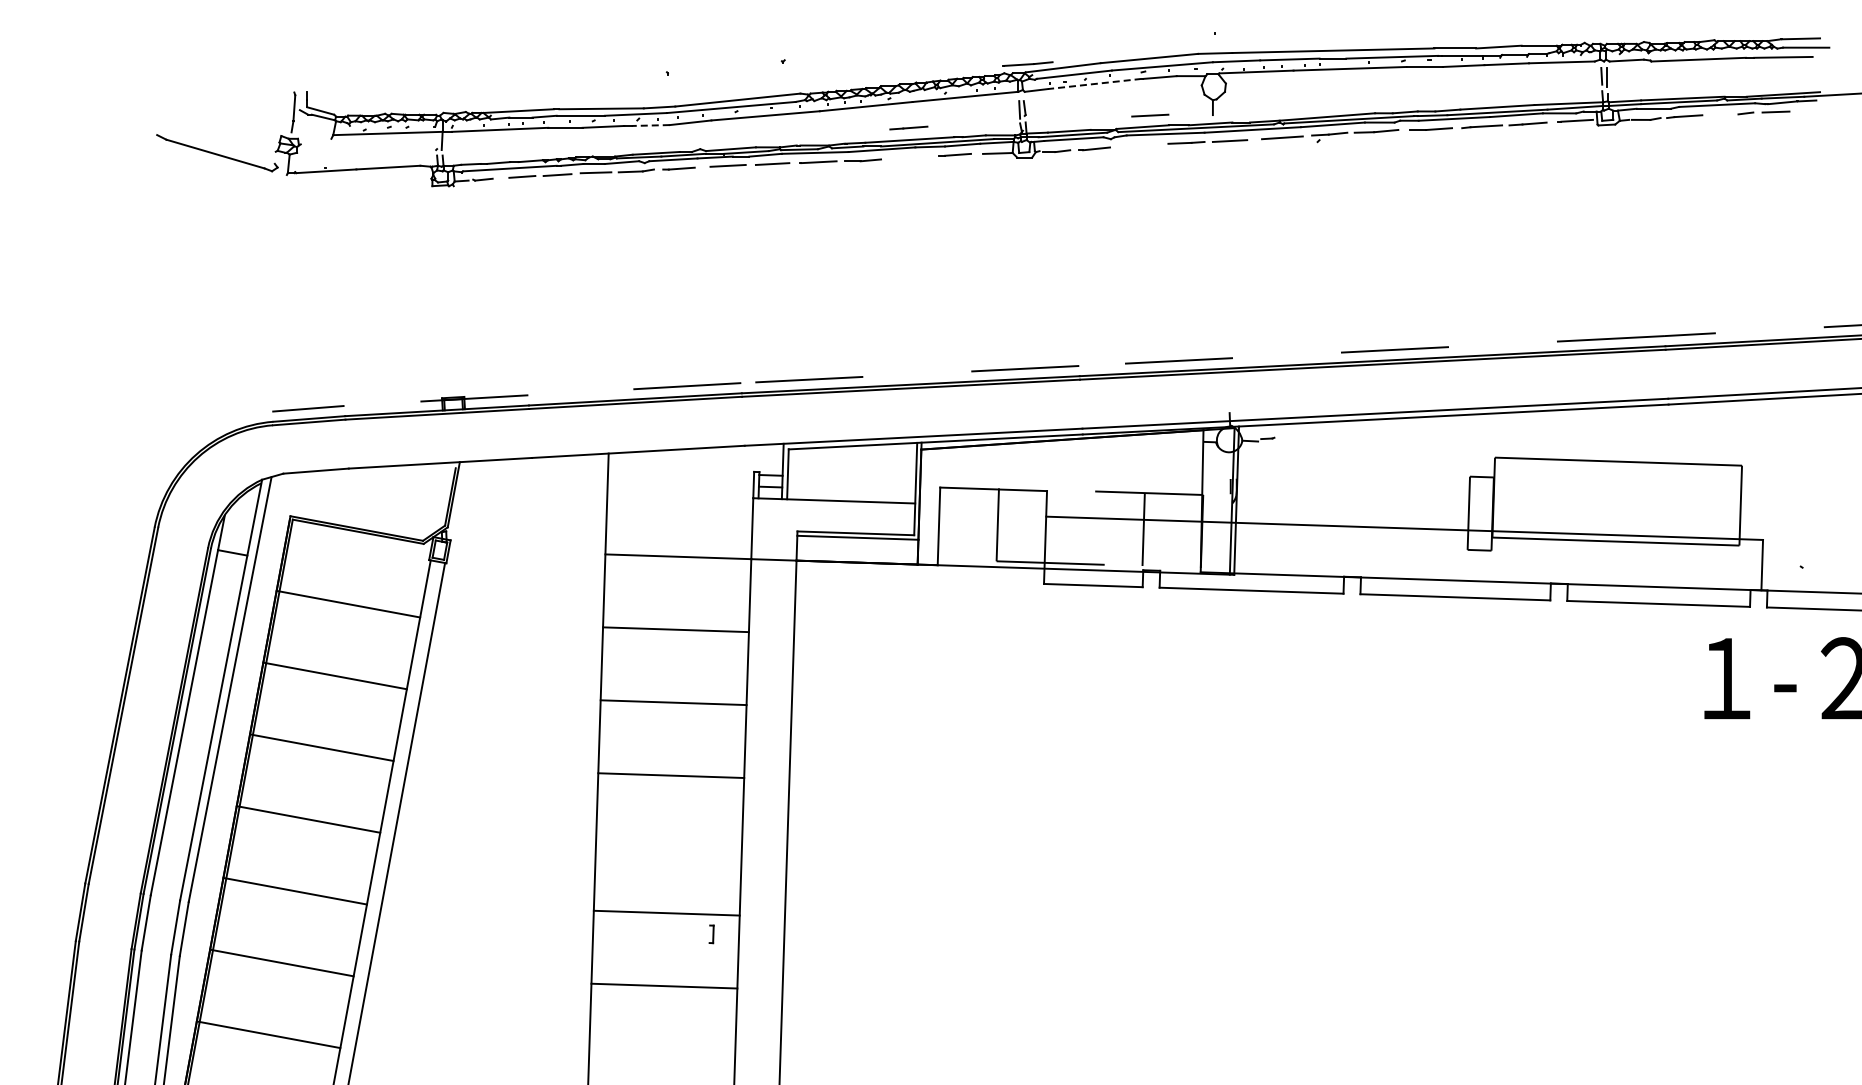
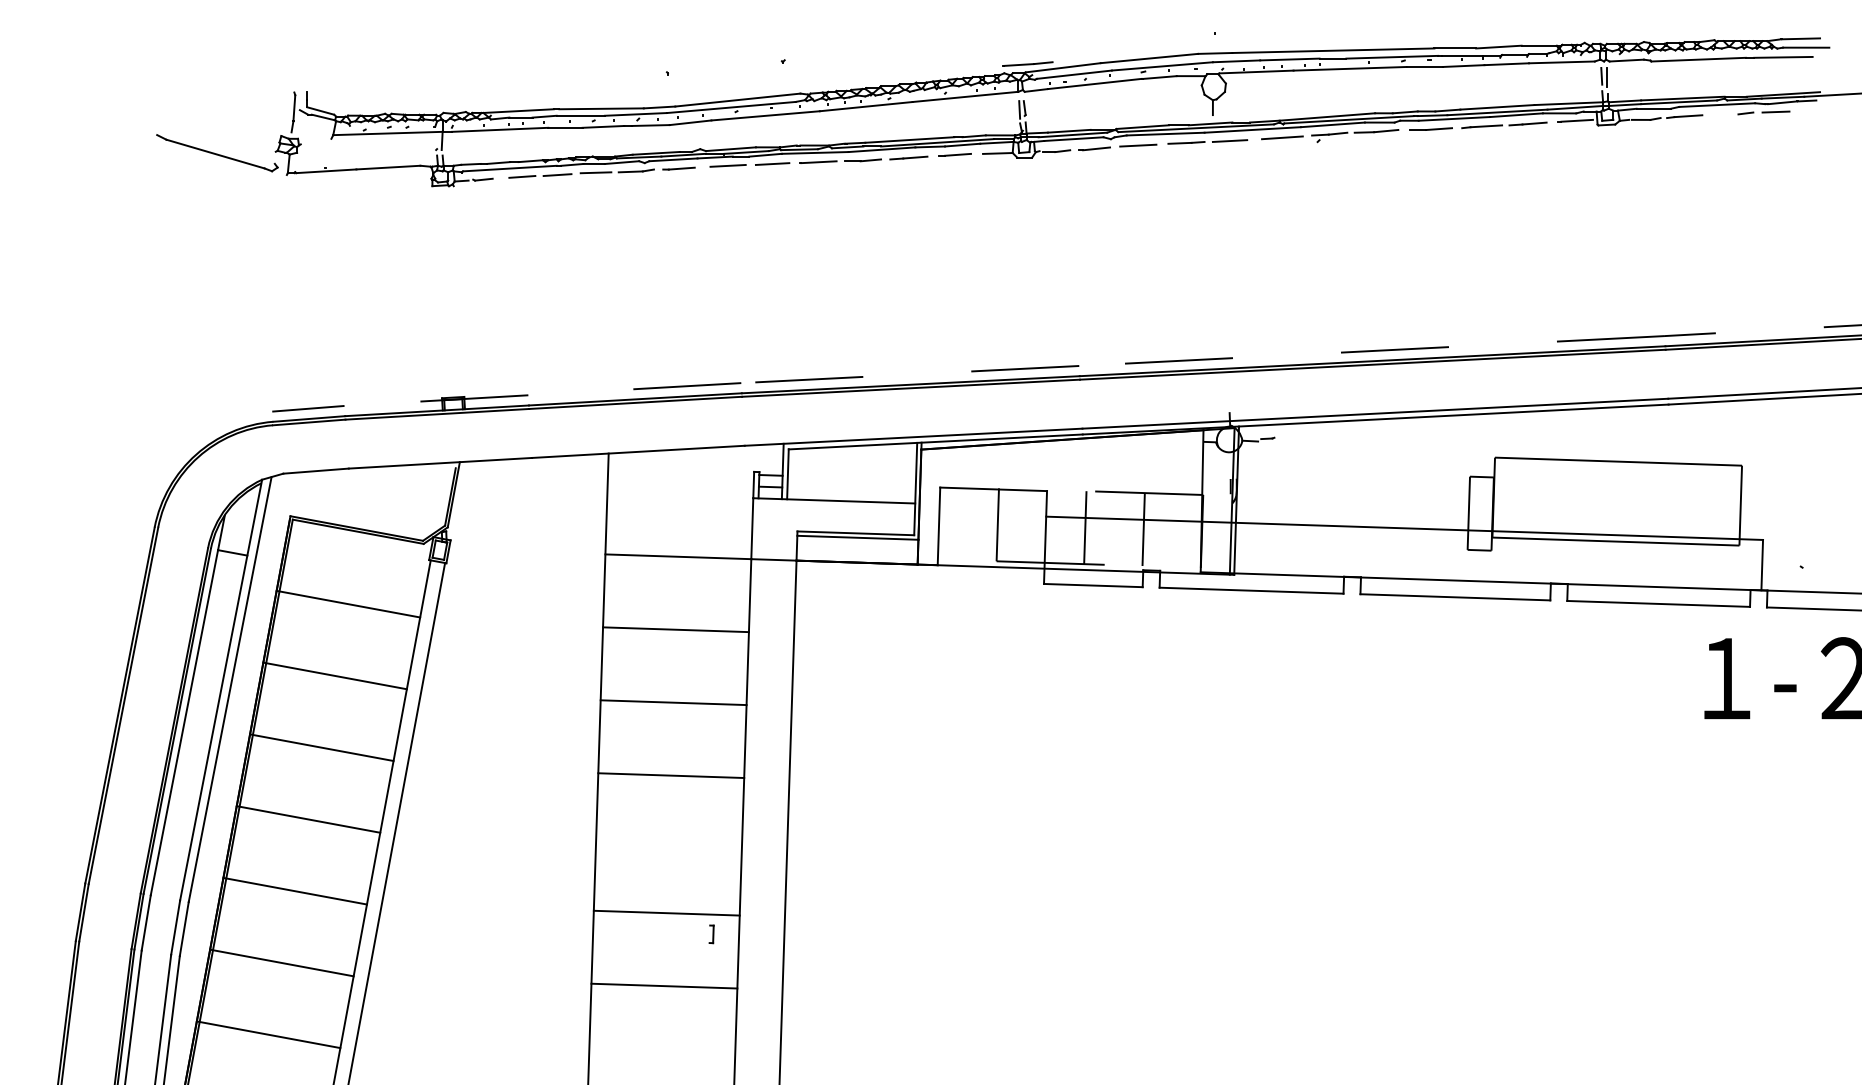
line: dashed -> solid (1094, 84)
line position: (1150, 115) -> (1138, 145) (1138, 145)
line: dashed -> solid (650, 125)
line position: (908, 127) -> (908, 157) (908, 157)
line: none -> present (1085, 527)
